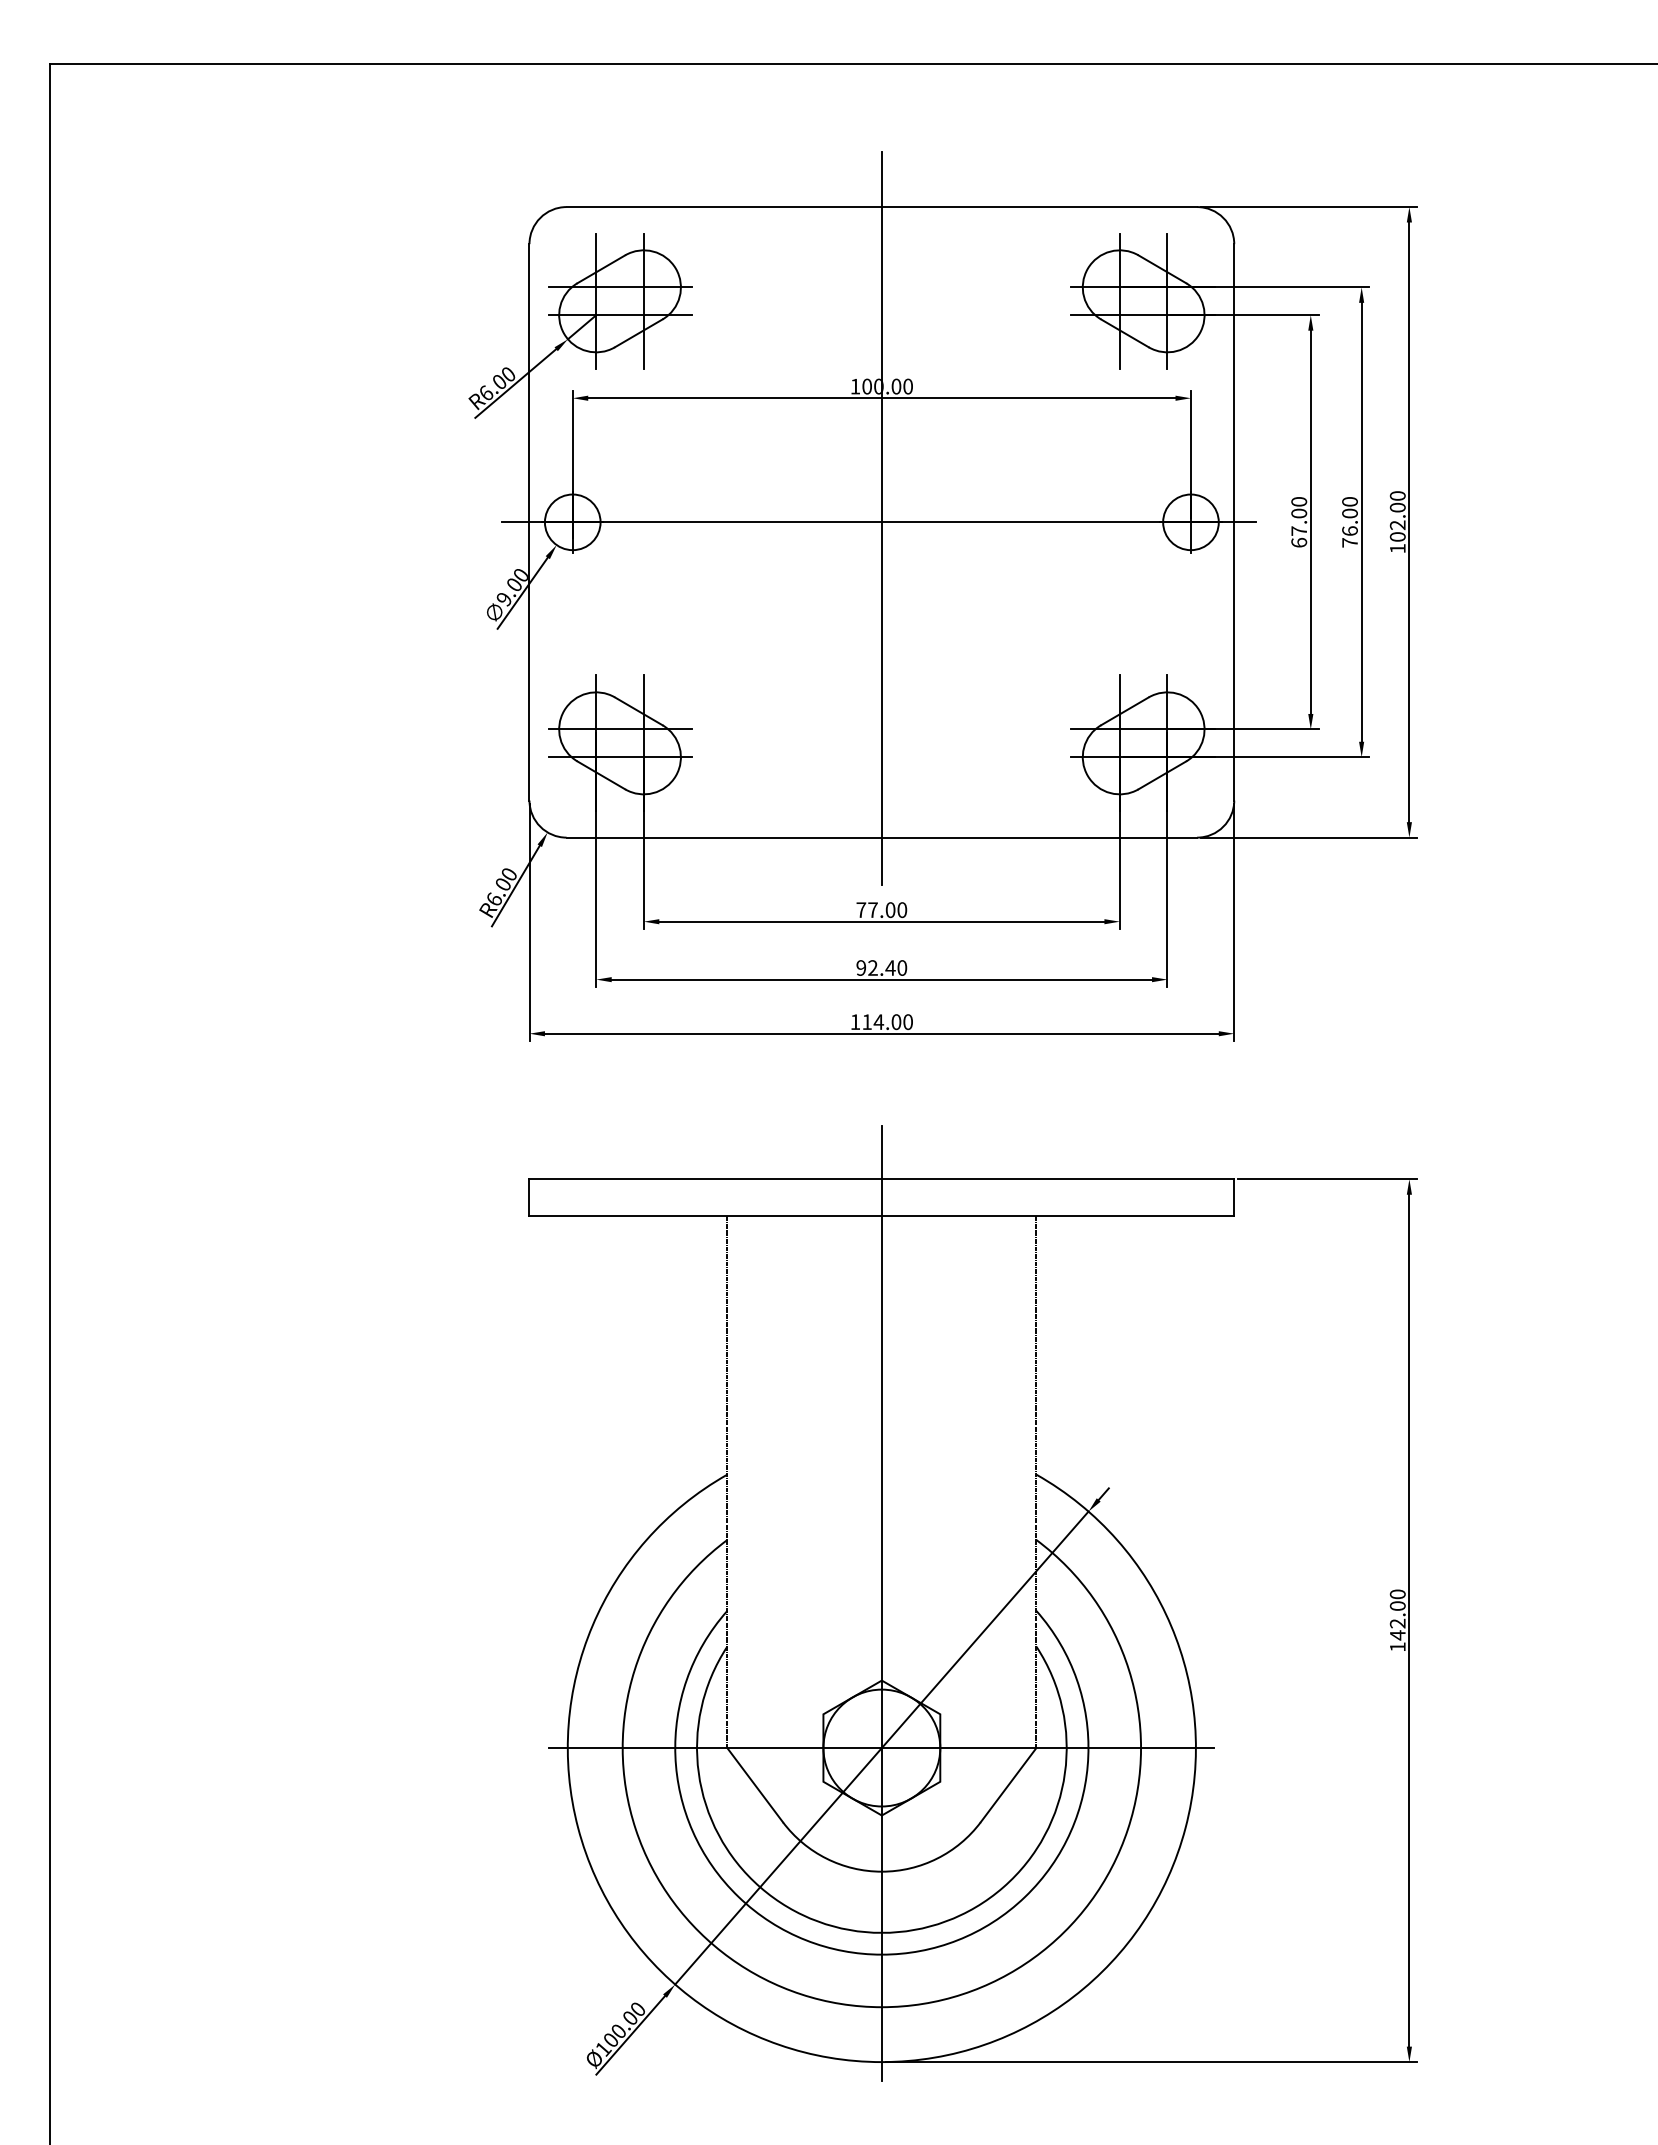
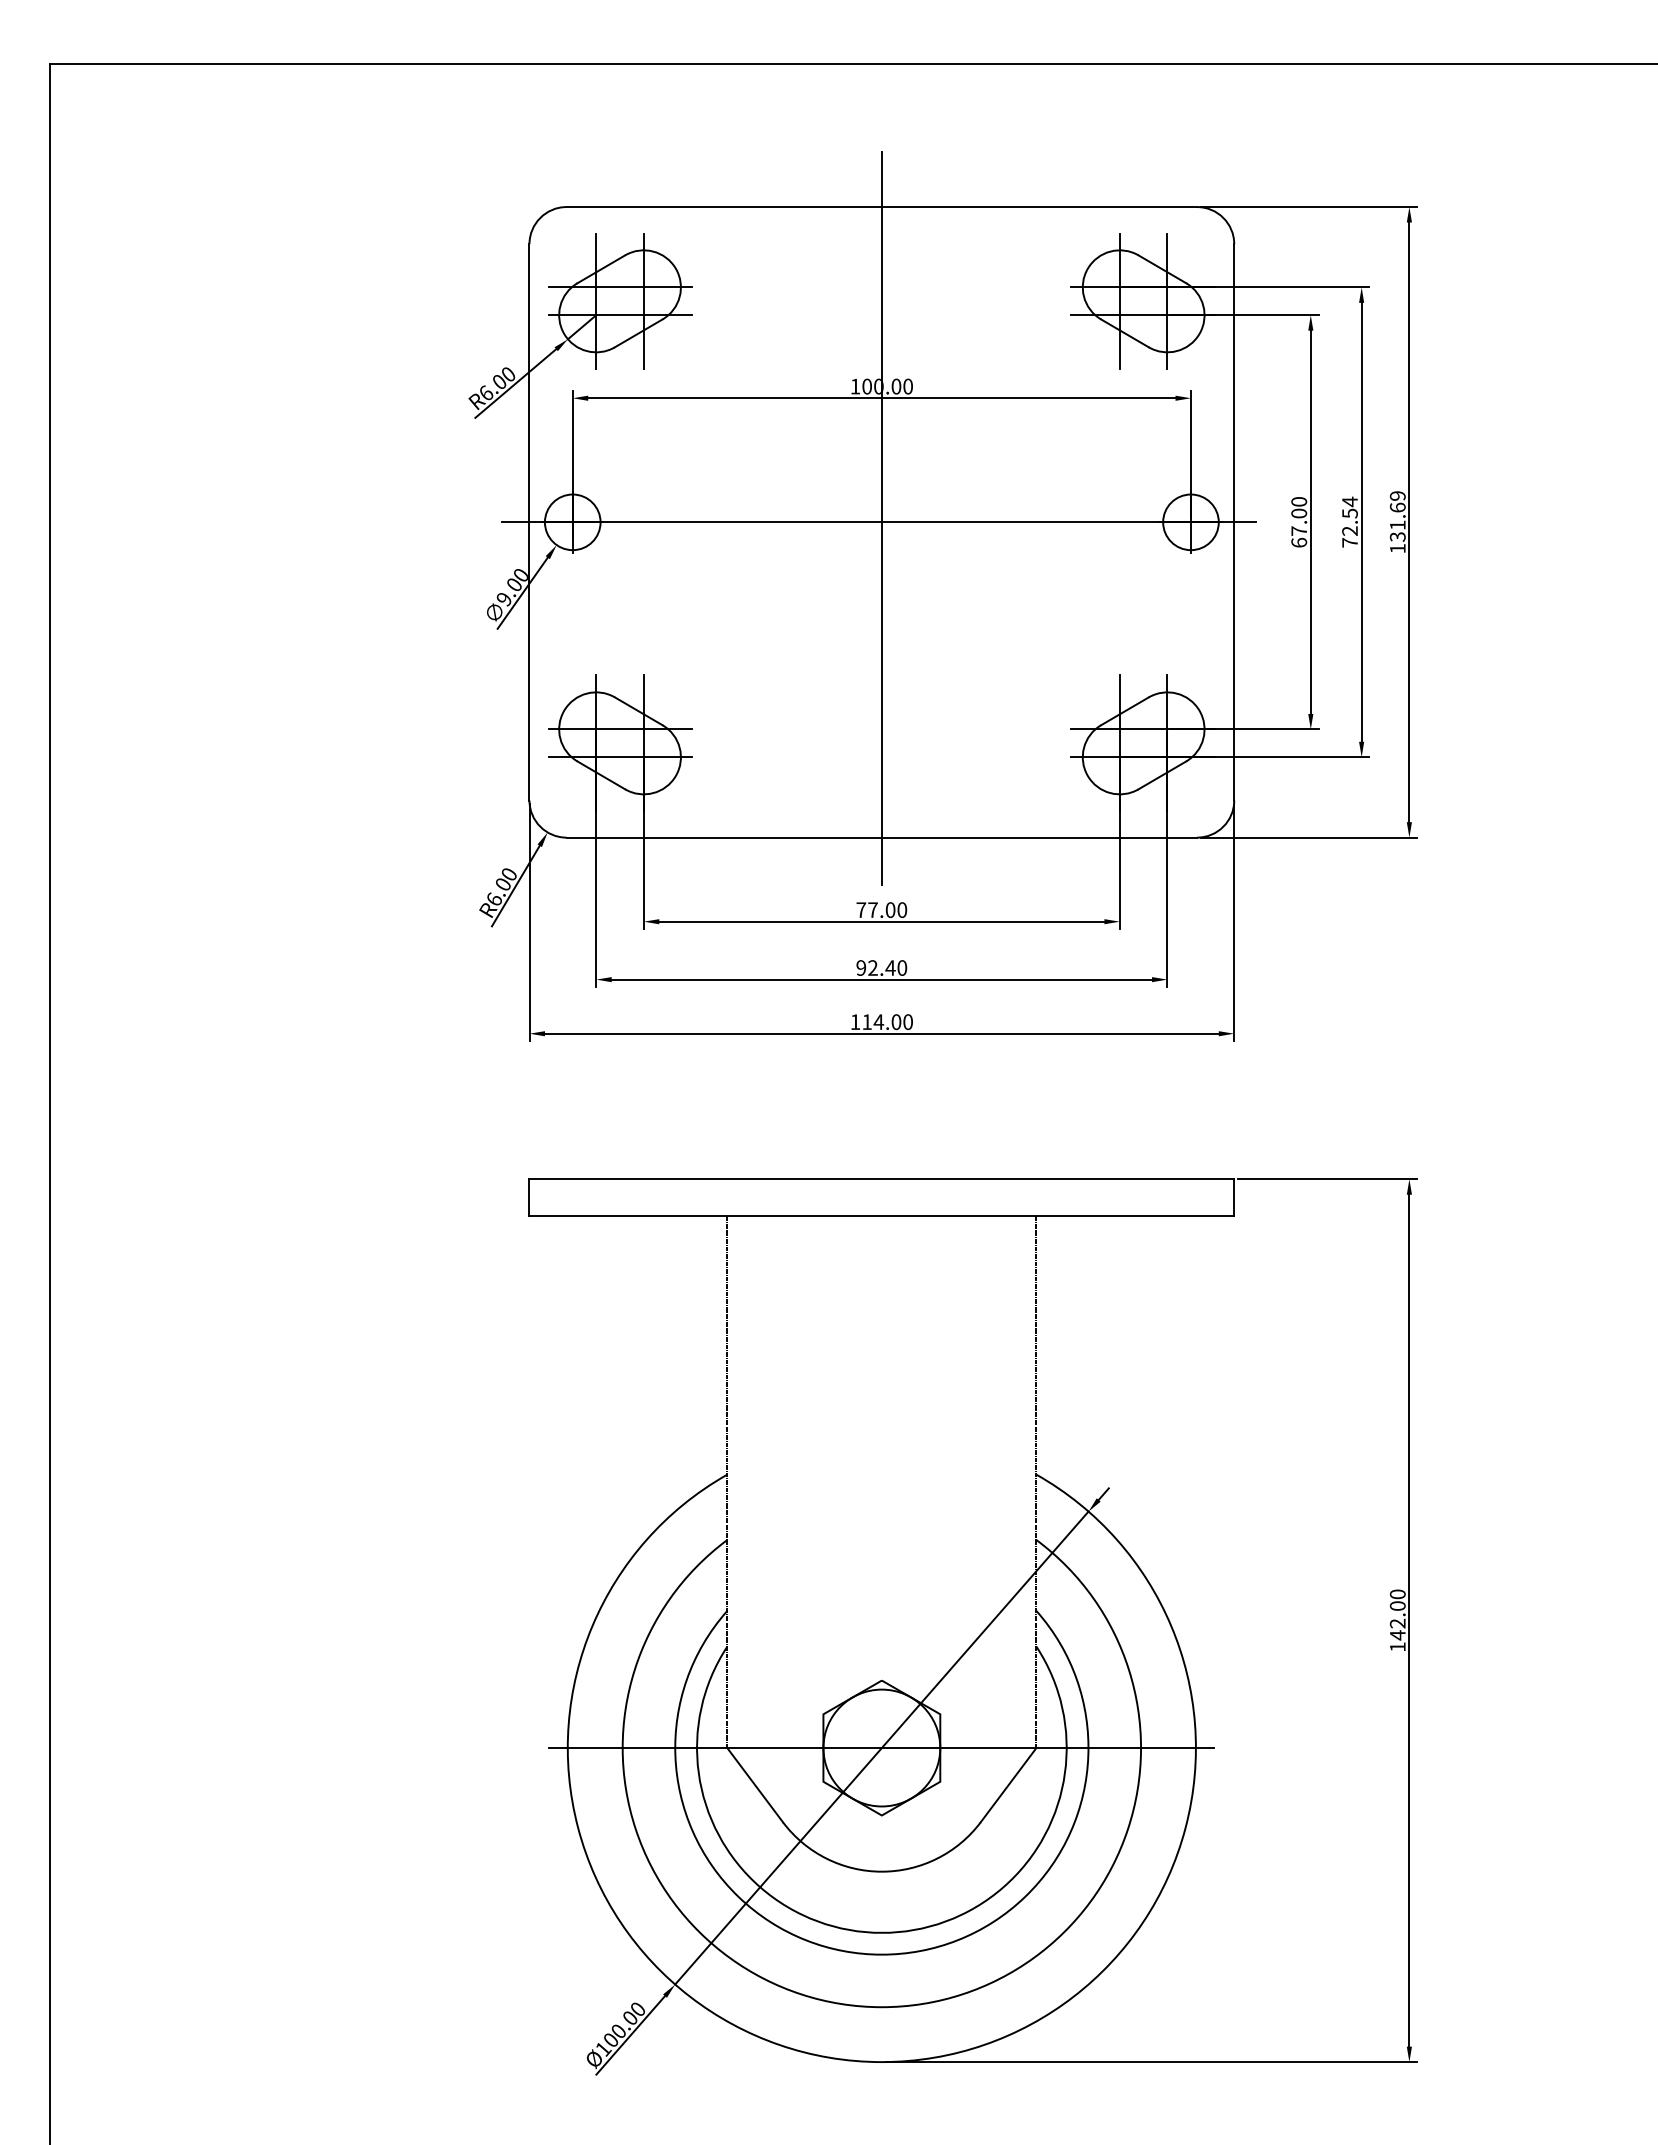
text: 76.00 -> 72.54 (1349, 515)
text: 102.00 -> 131.69 (1397, 516)
line: present -> none (881, 1602)
